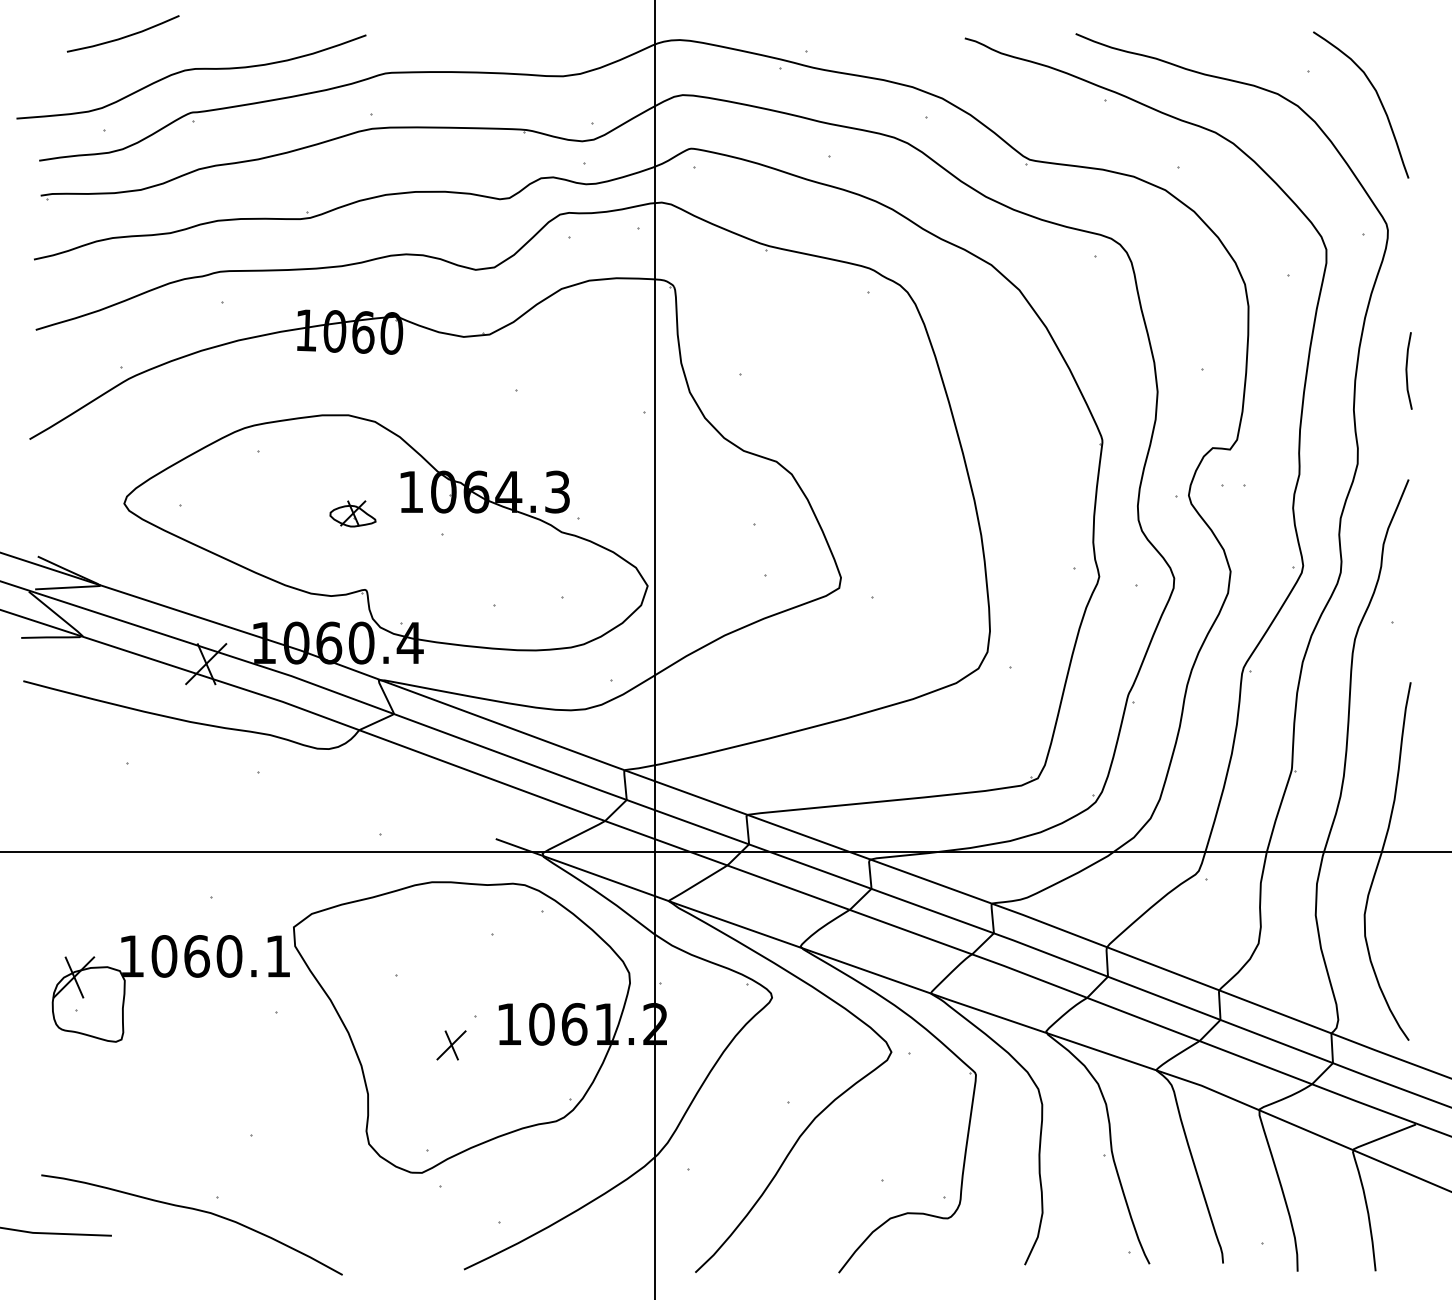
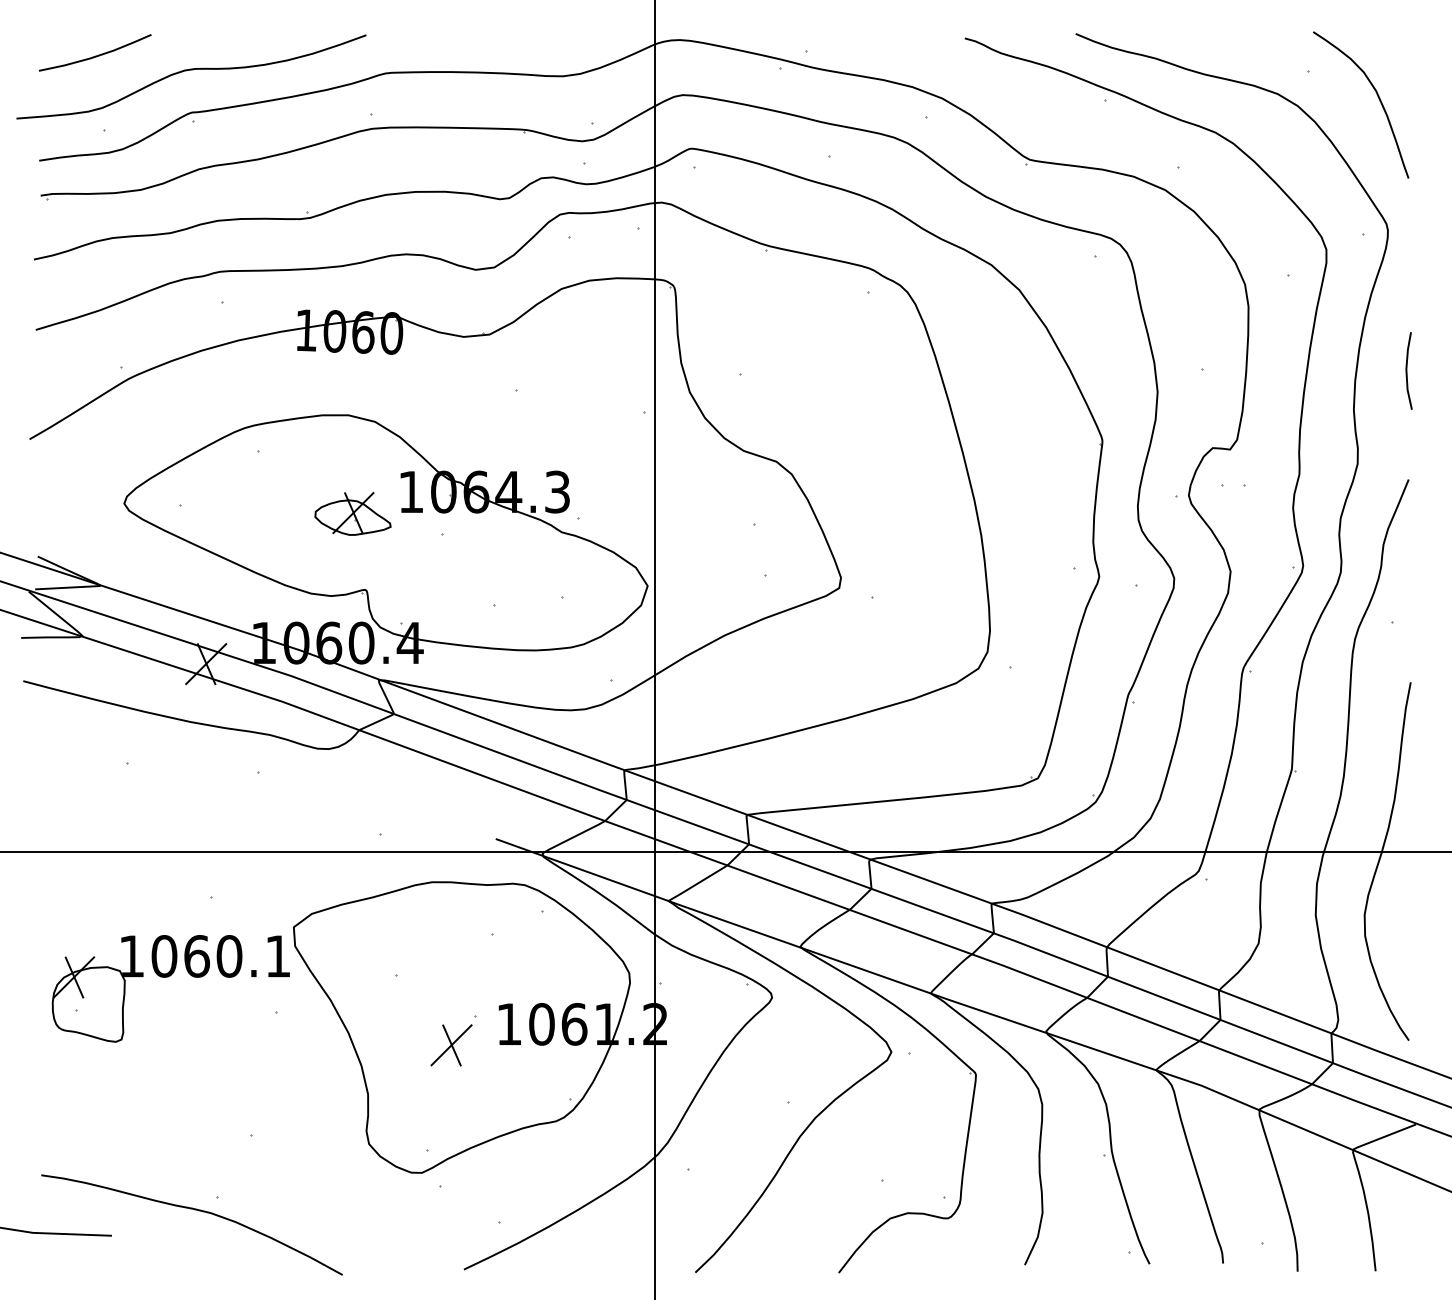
curve position: (123, 36) -> (95, 55) (95, 55)
part size: 48x28 px -> 78x44 px (352, 513)
part size: 31x31 px -> 43x43 px (451, 1045)
